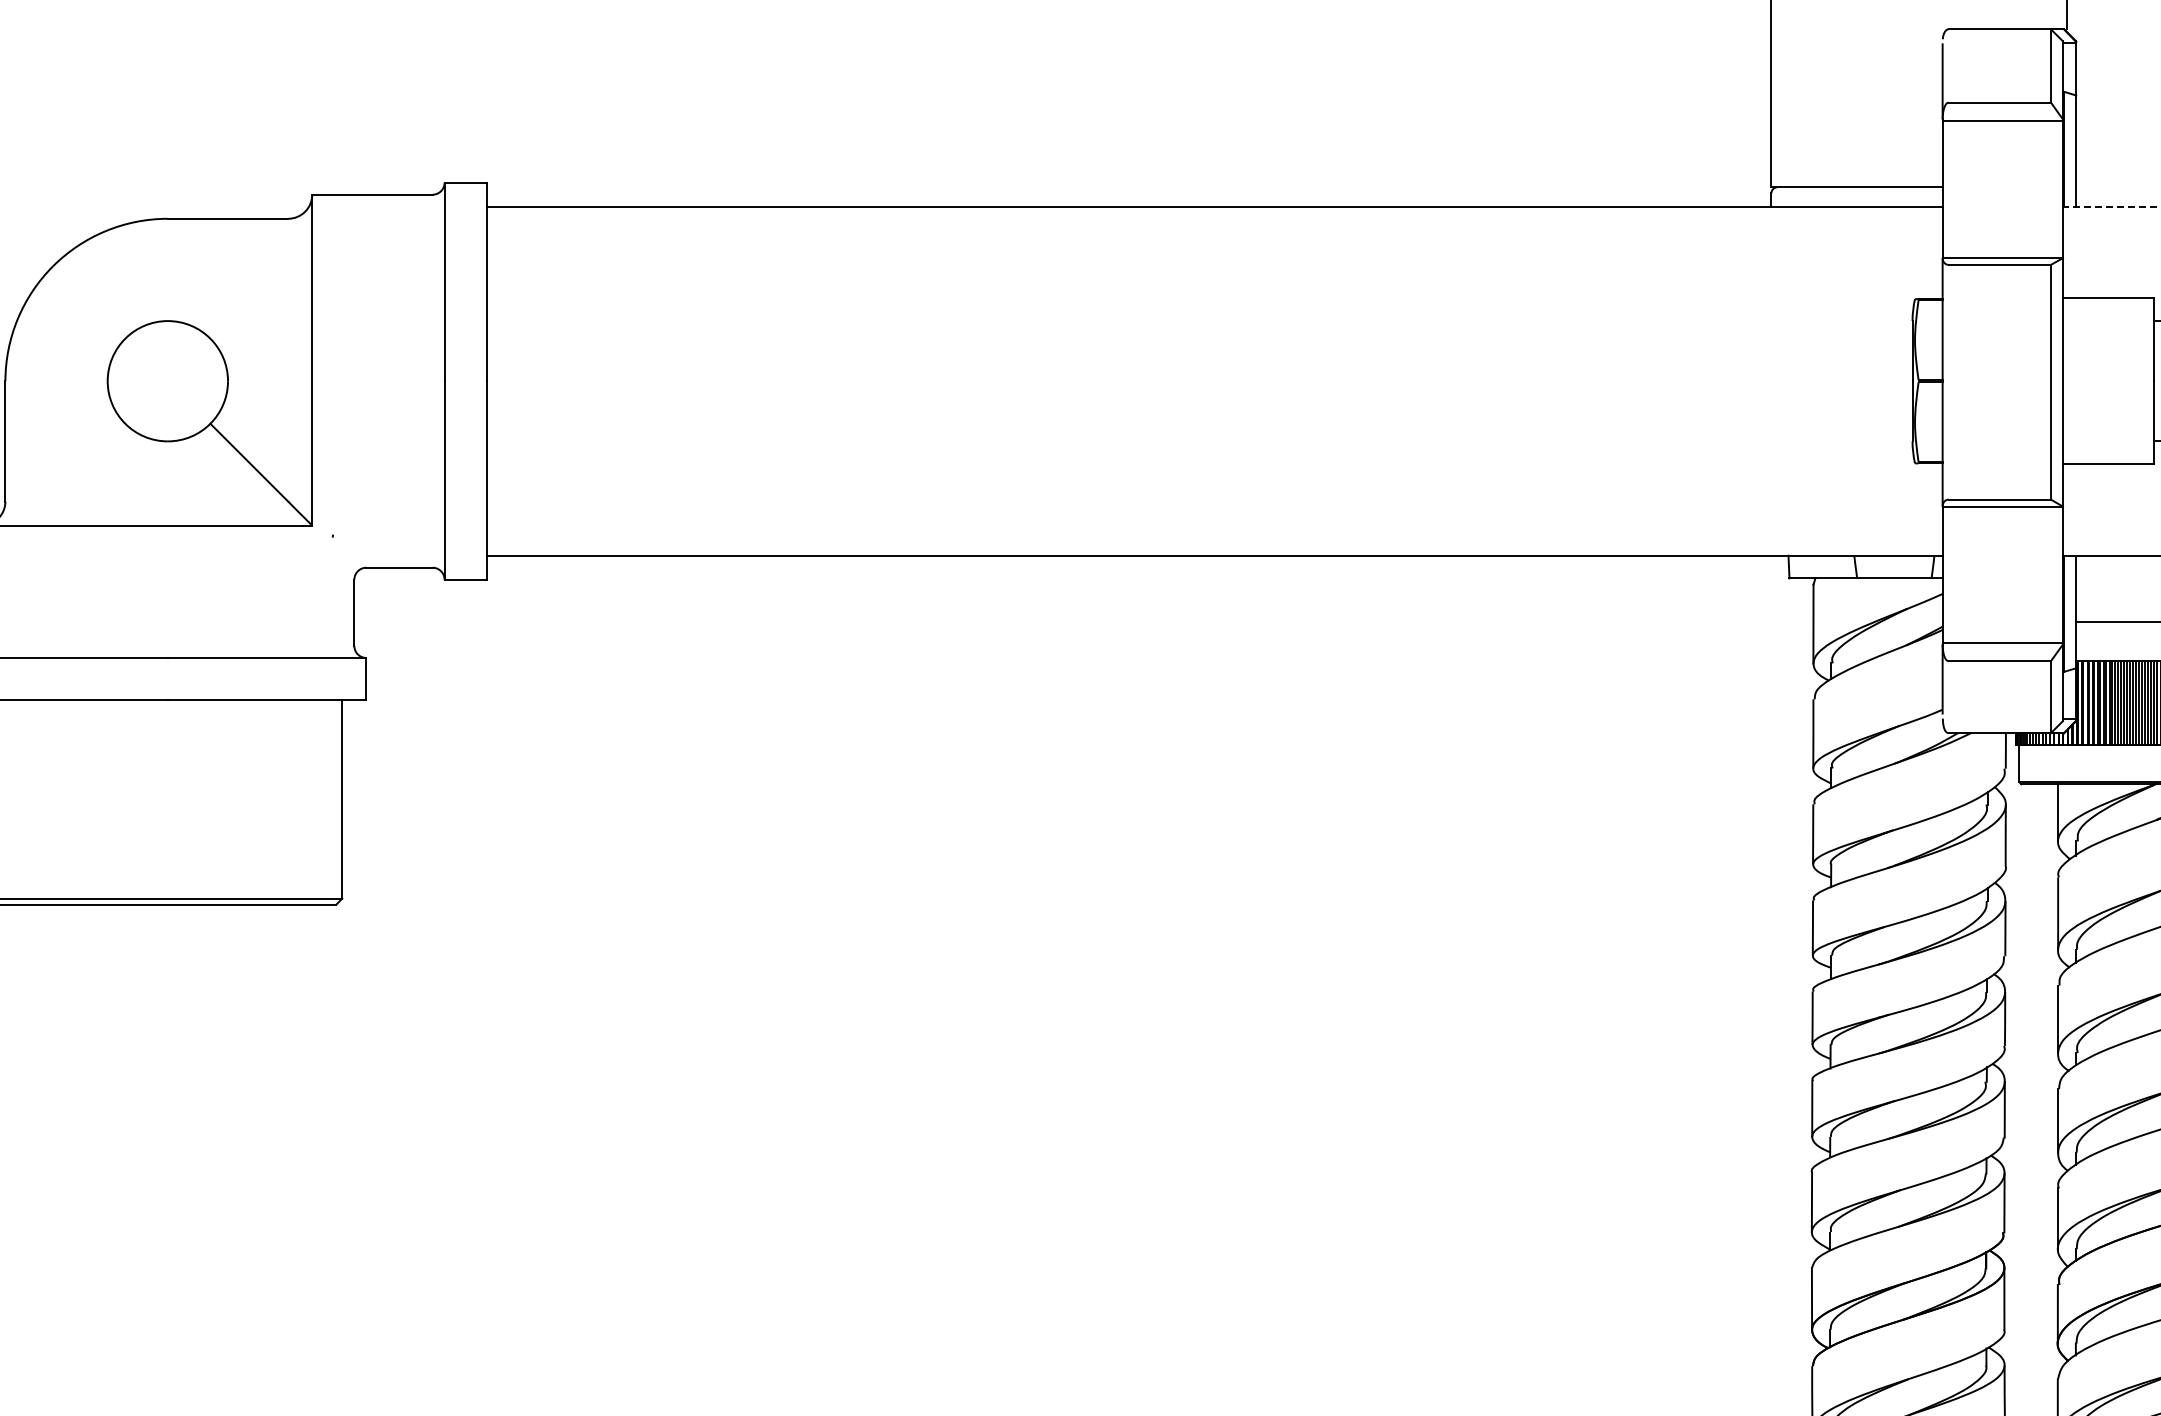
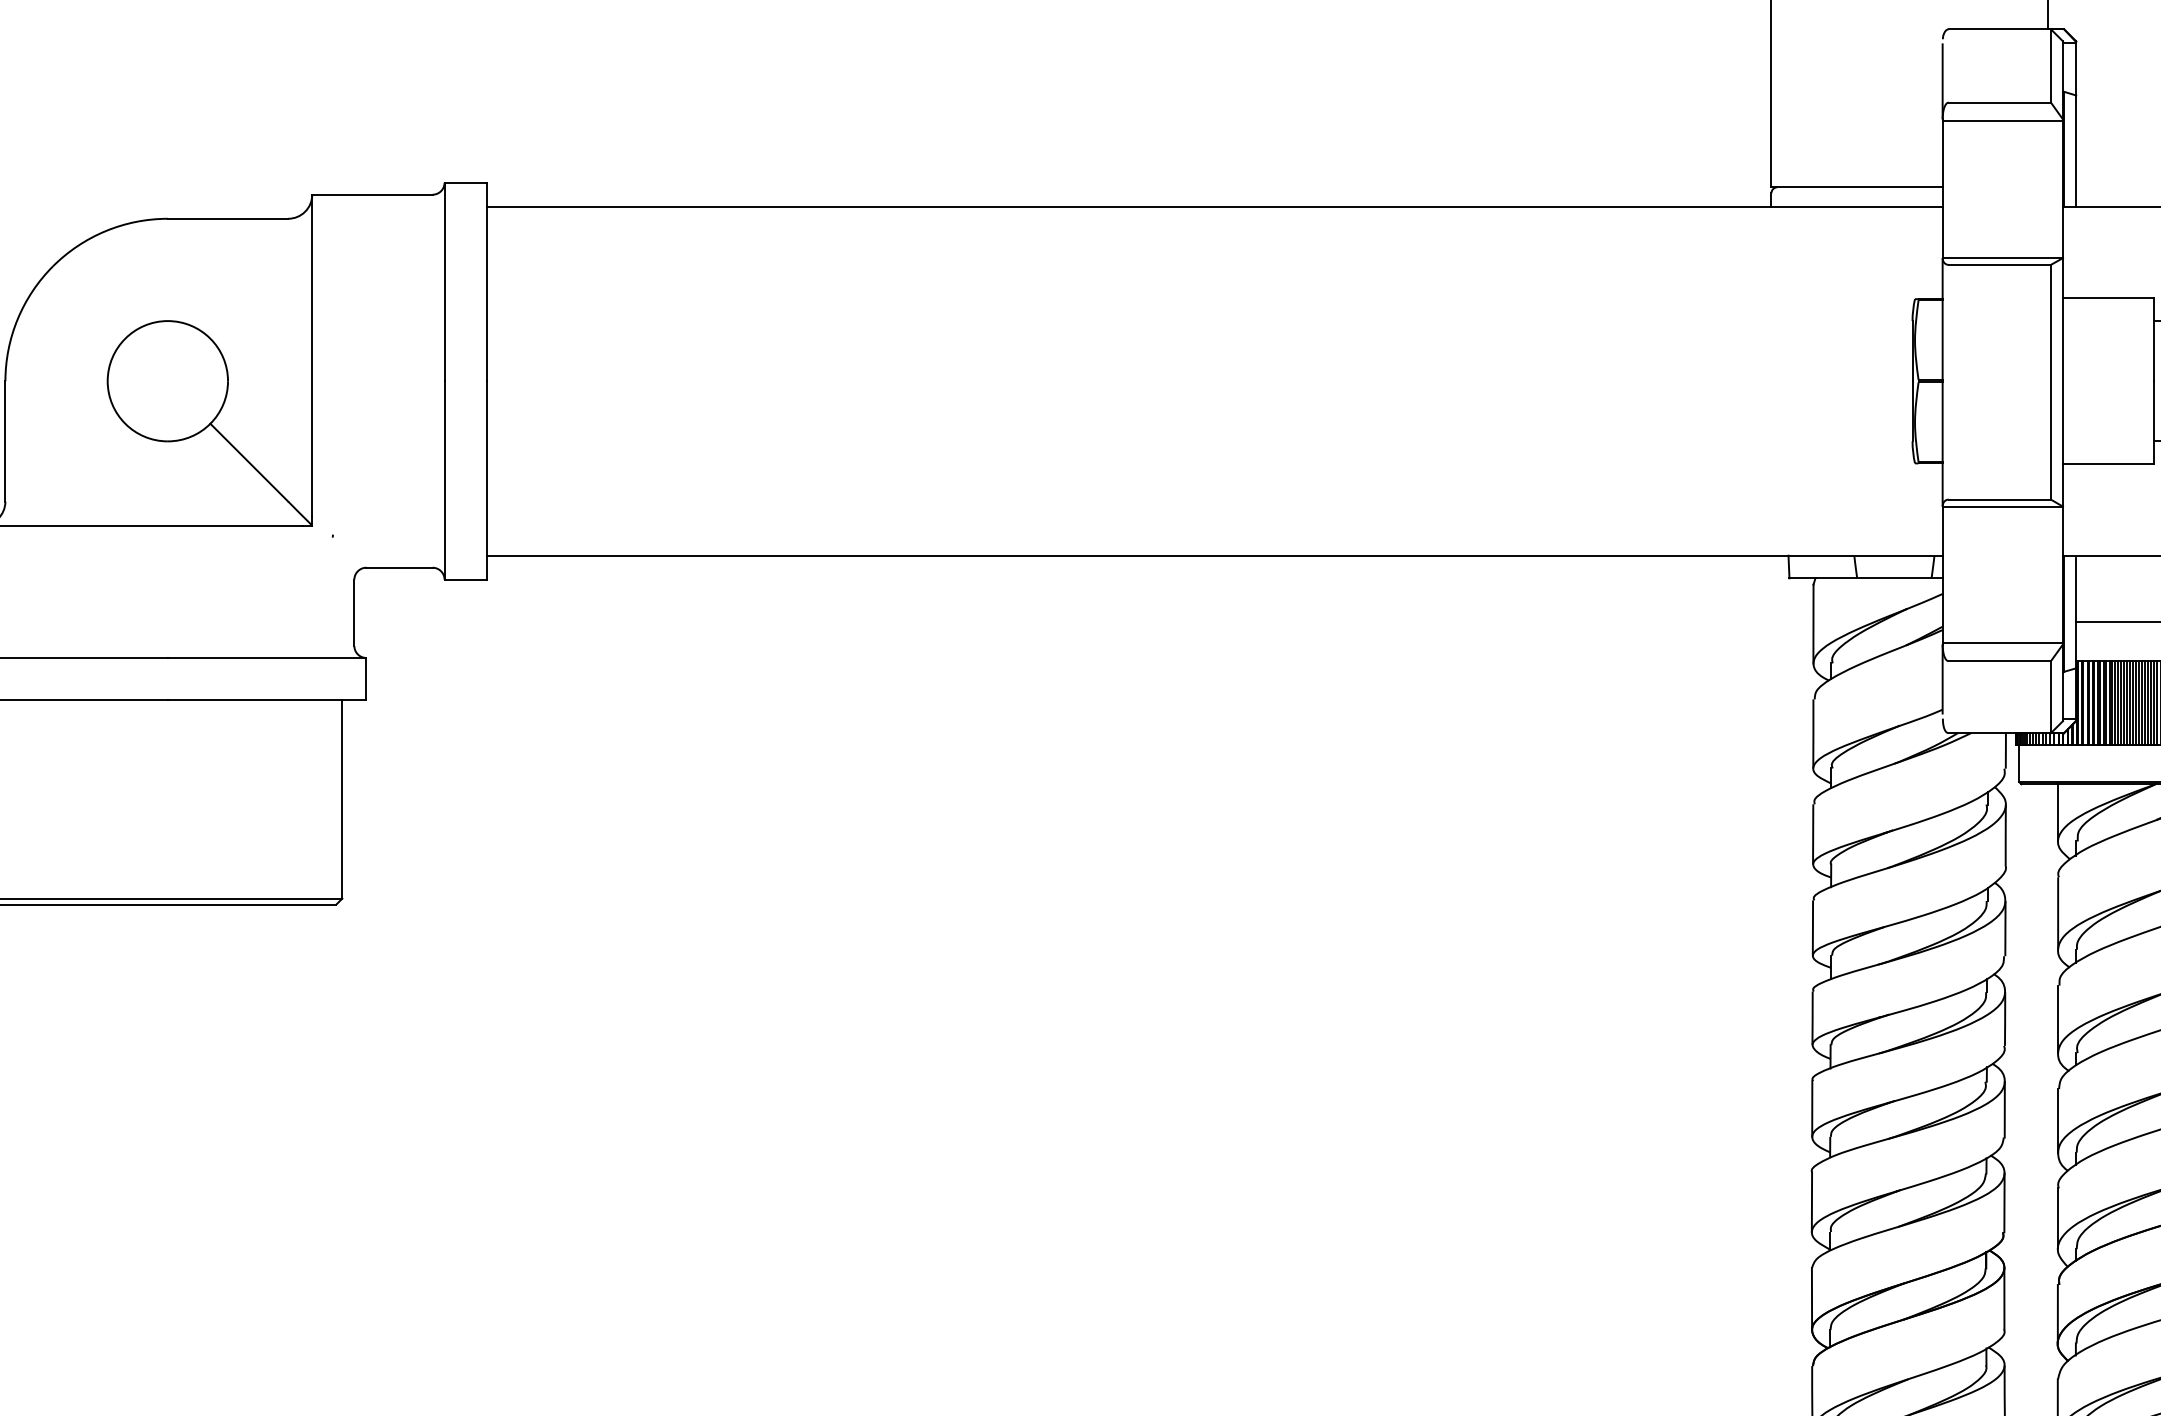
line position: (2067, 15) -> (2048, 15) (2048, 15)
line: dashed -> solid (2111, 206)
